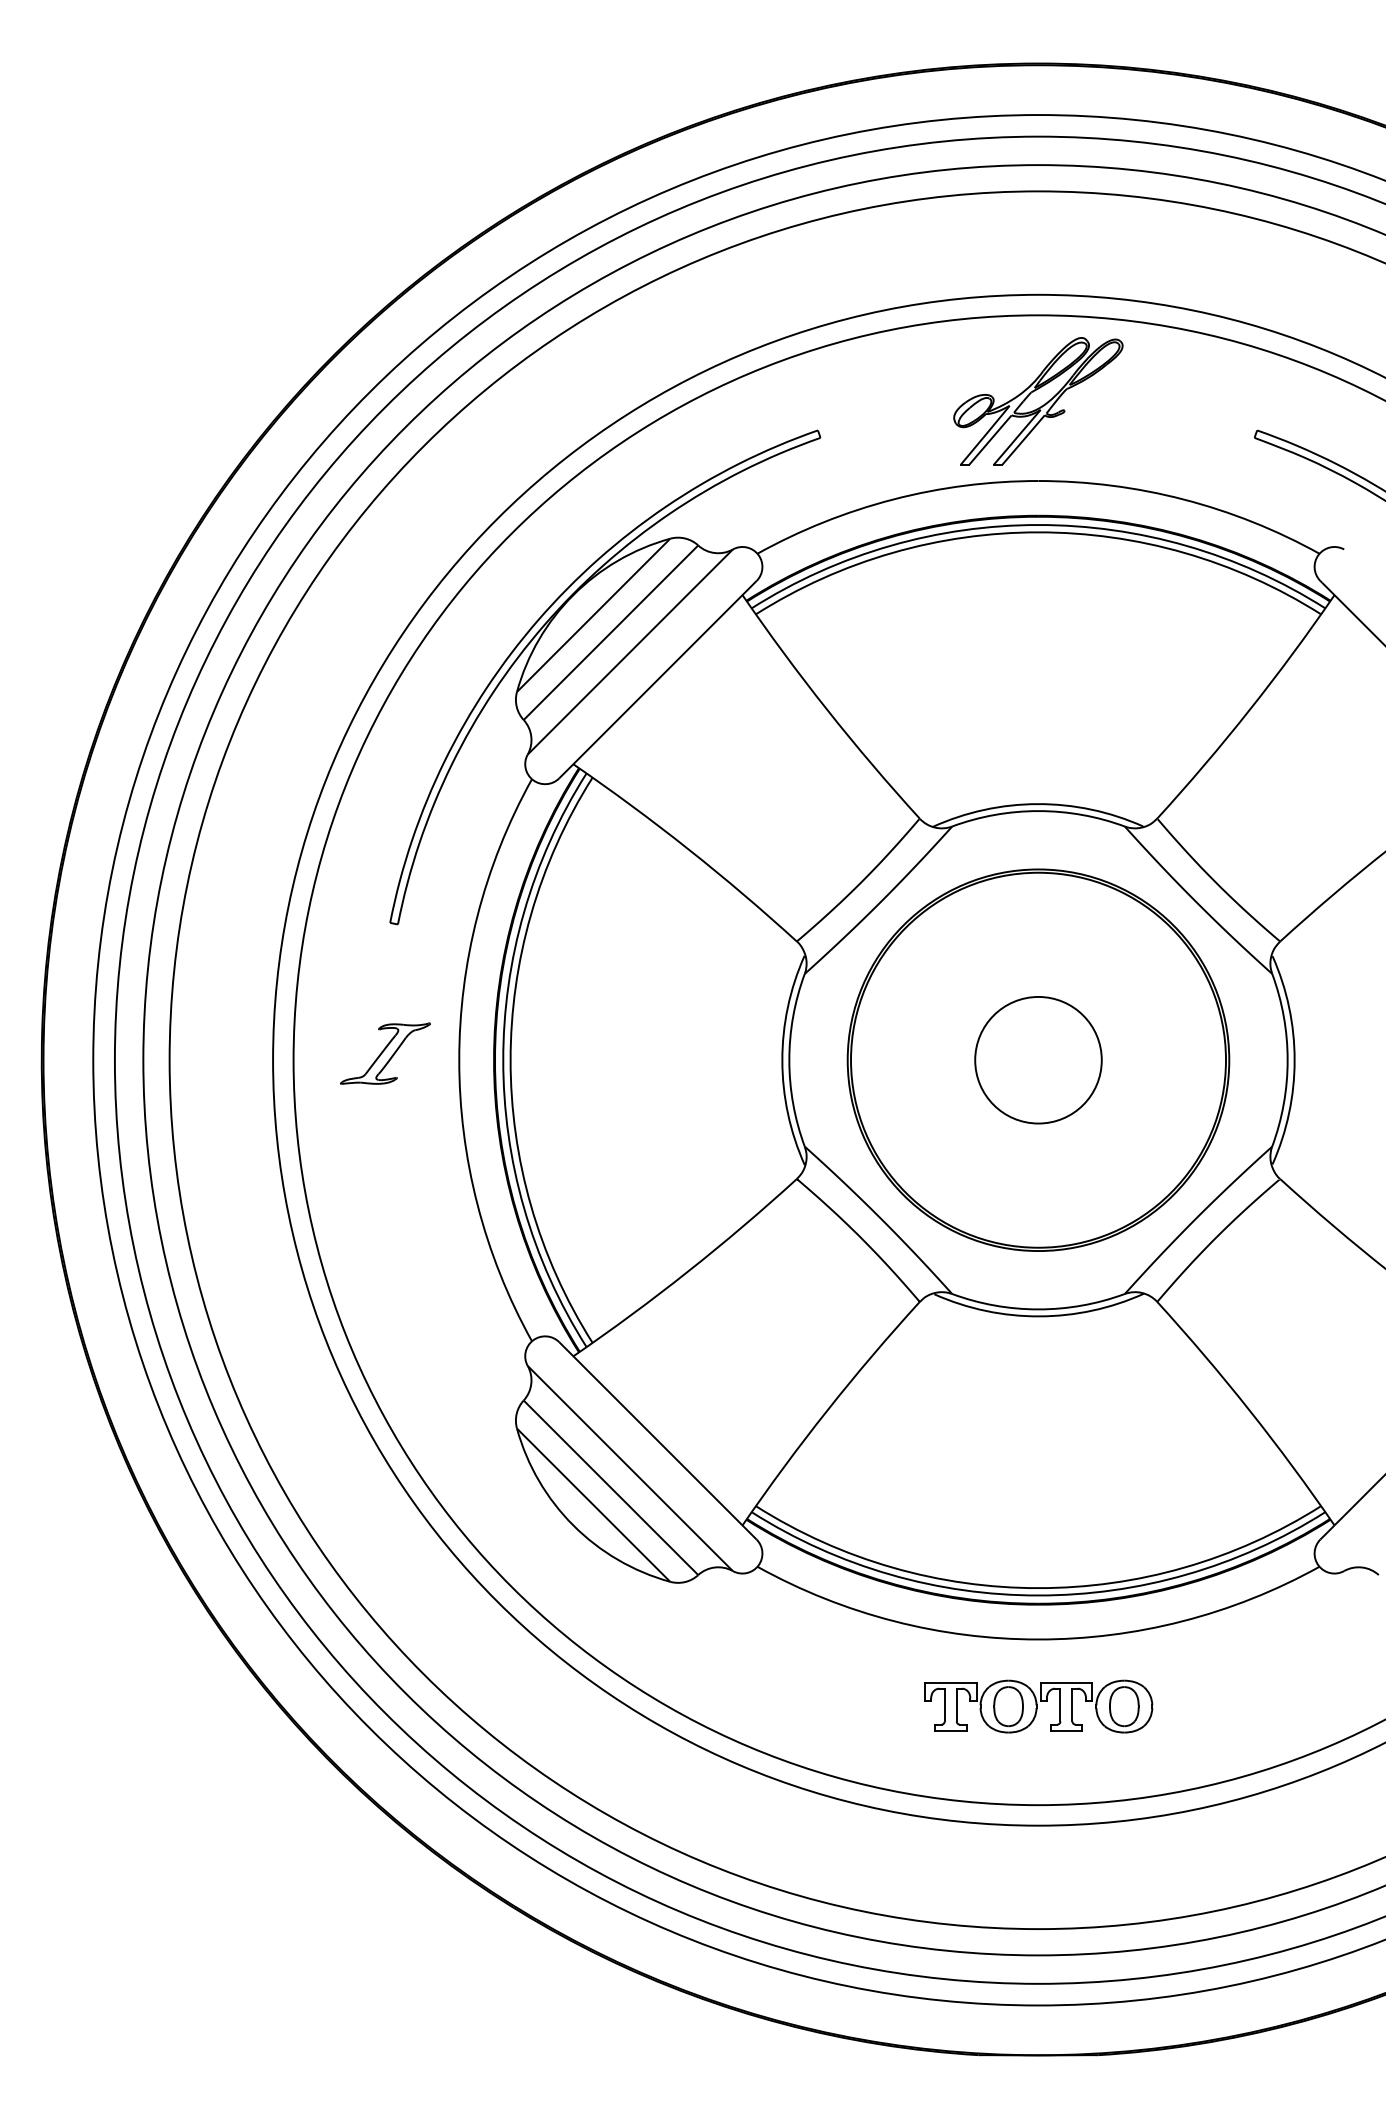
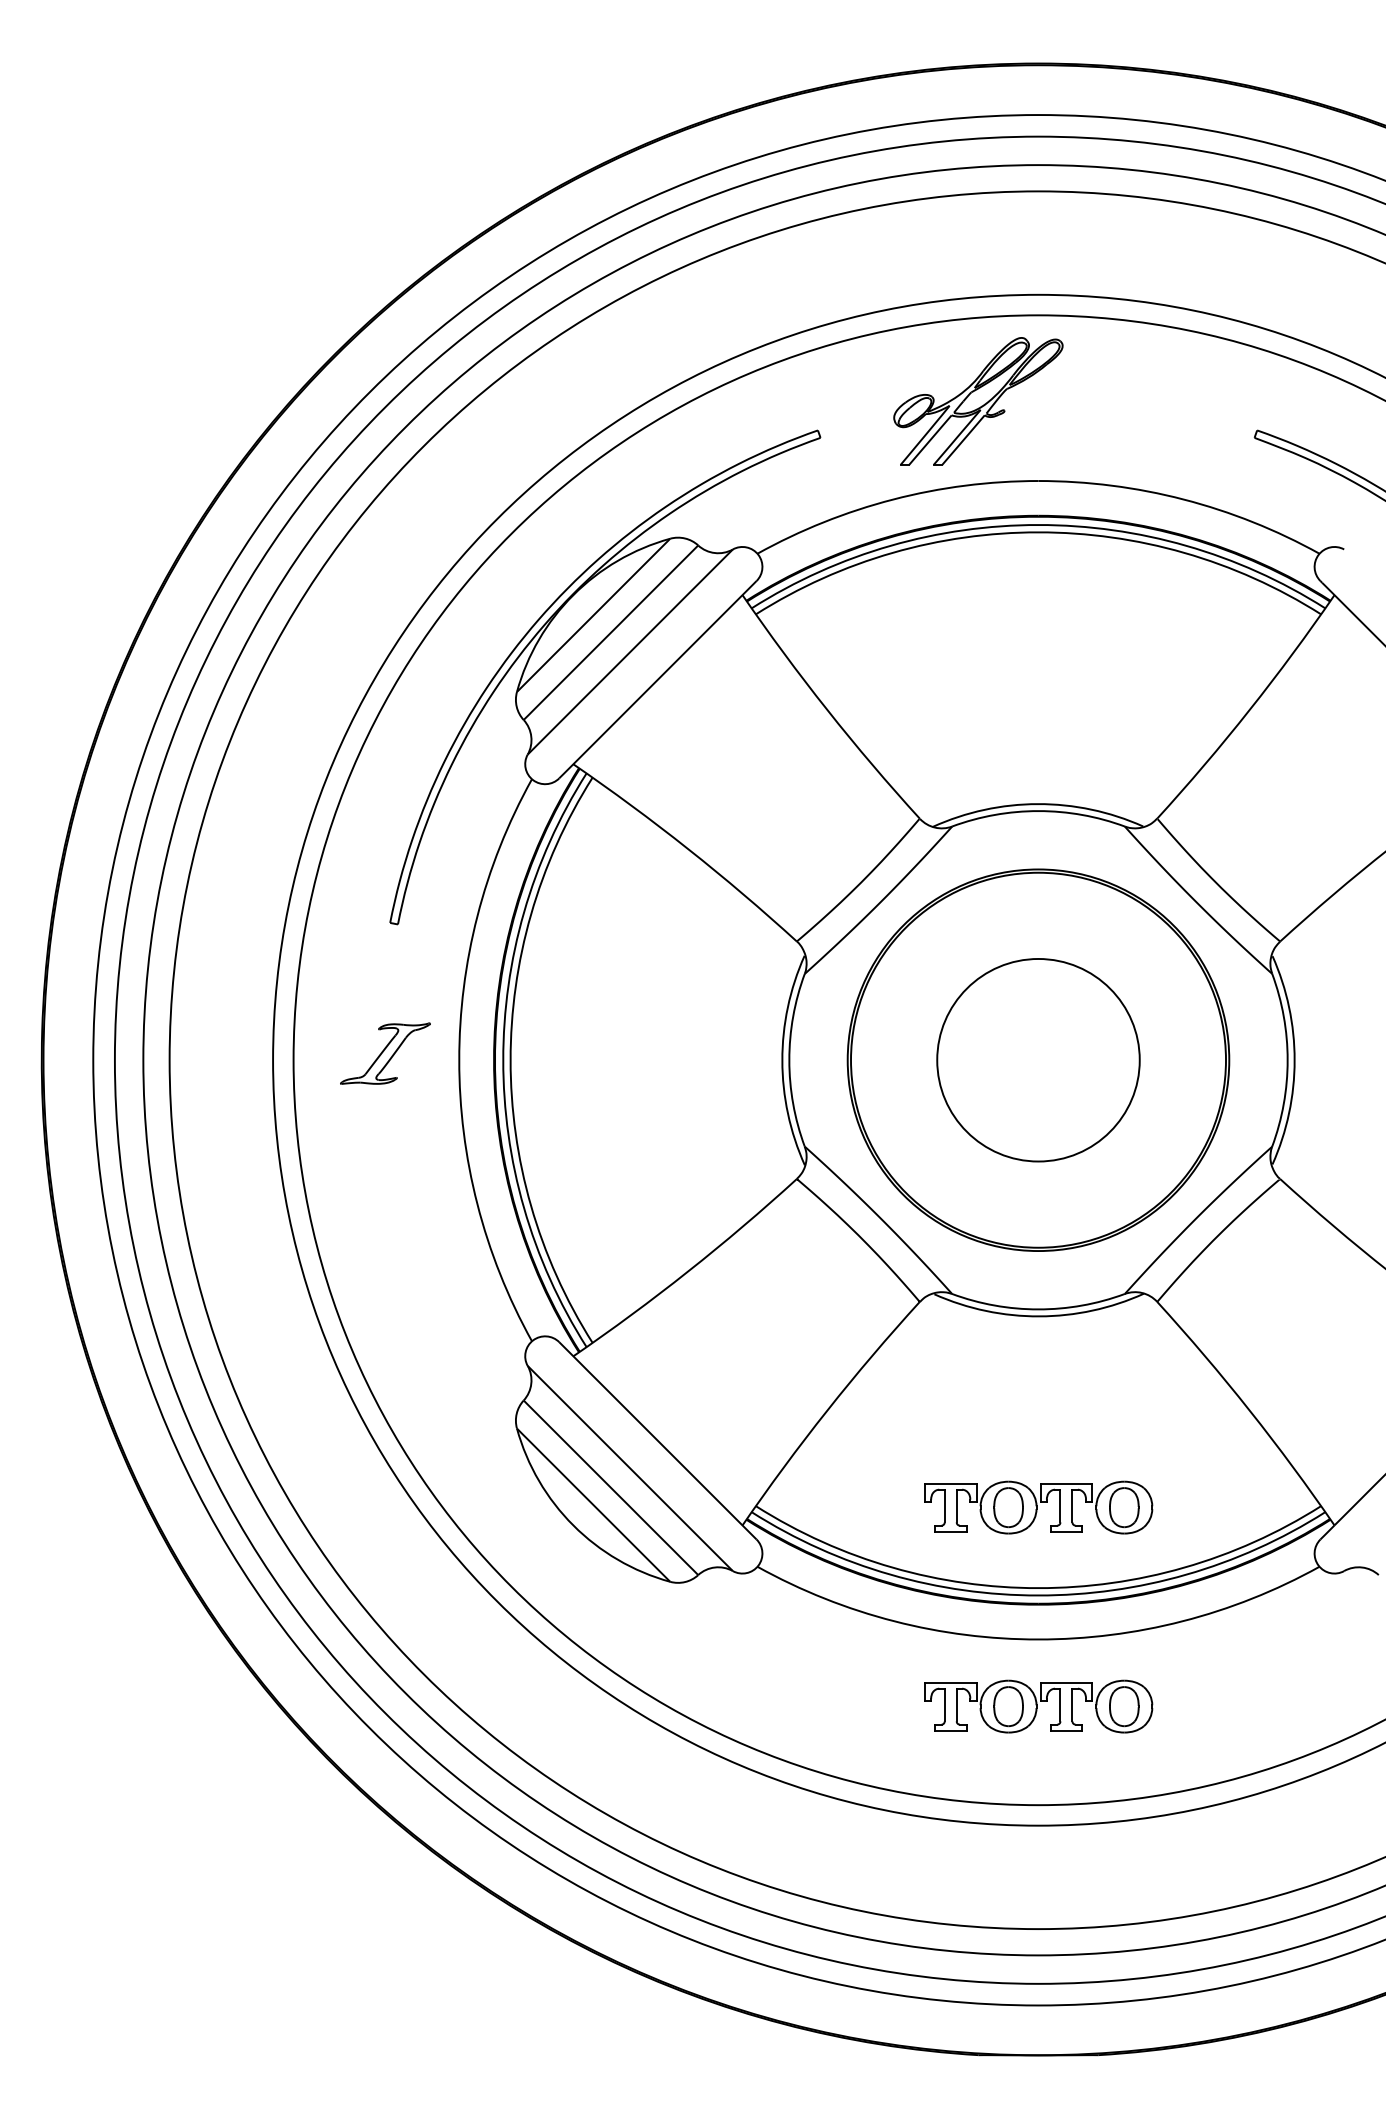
part position: (1038, 401) -> (978, 401) (978, 401)
circle diameter: 127 px -> 203 px (1038, 1059)
part: none -> present (1038, 1507)
